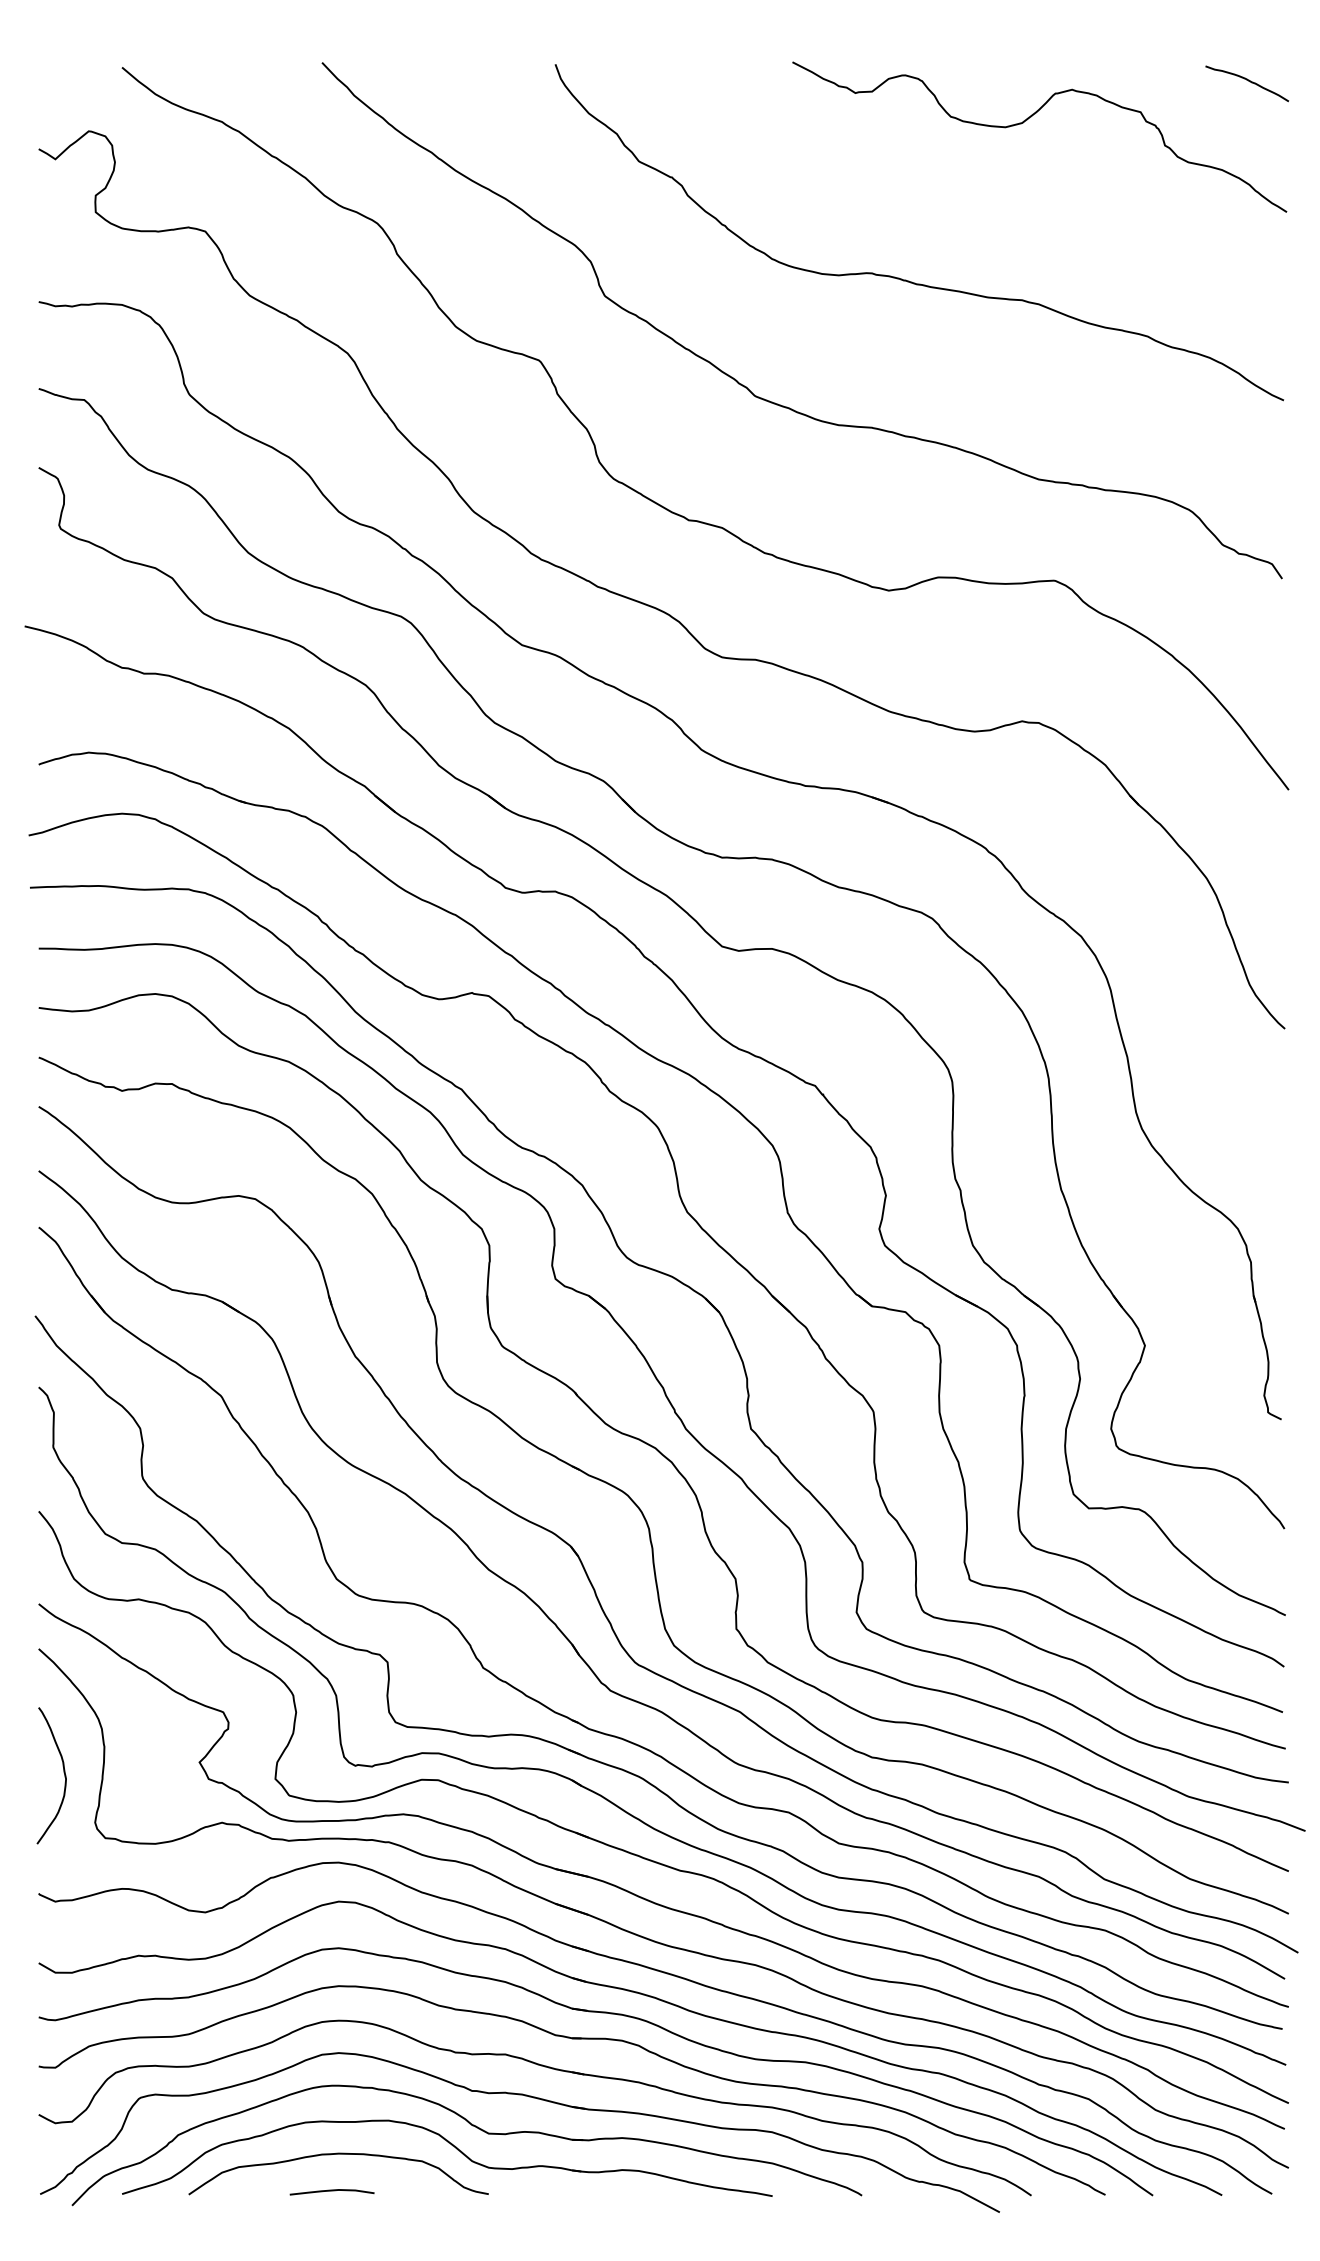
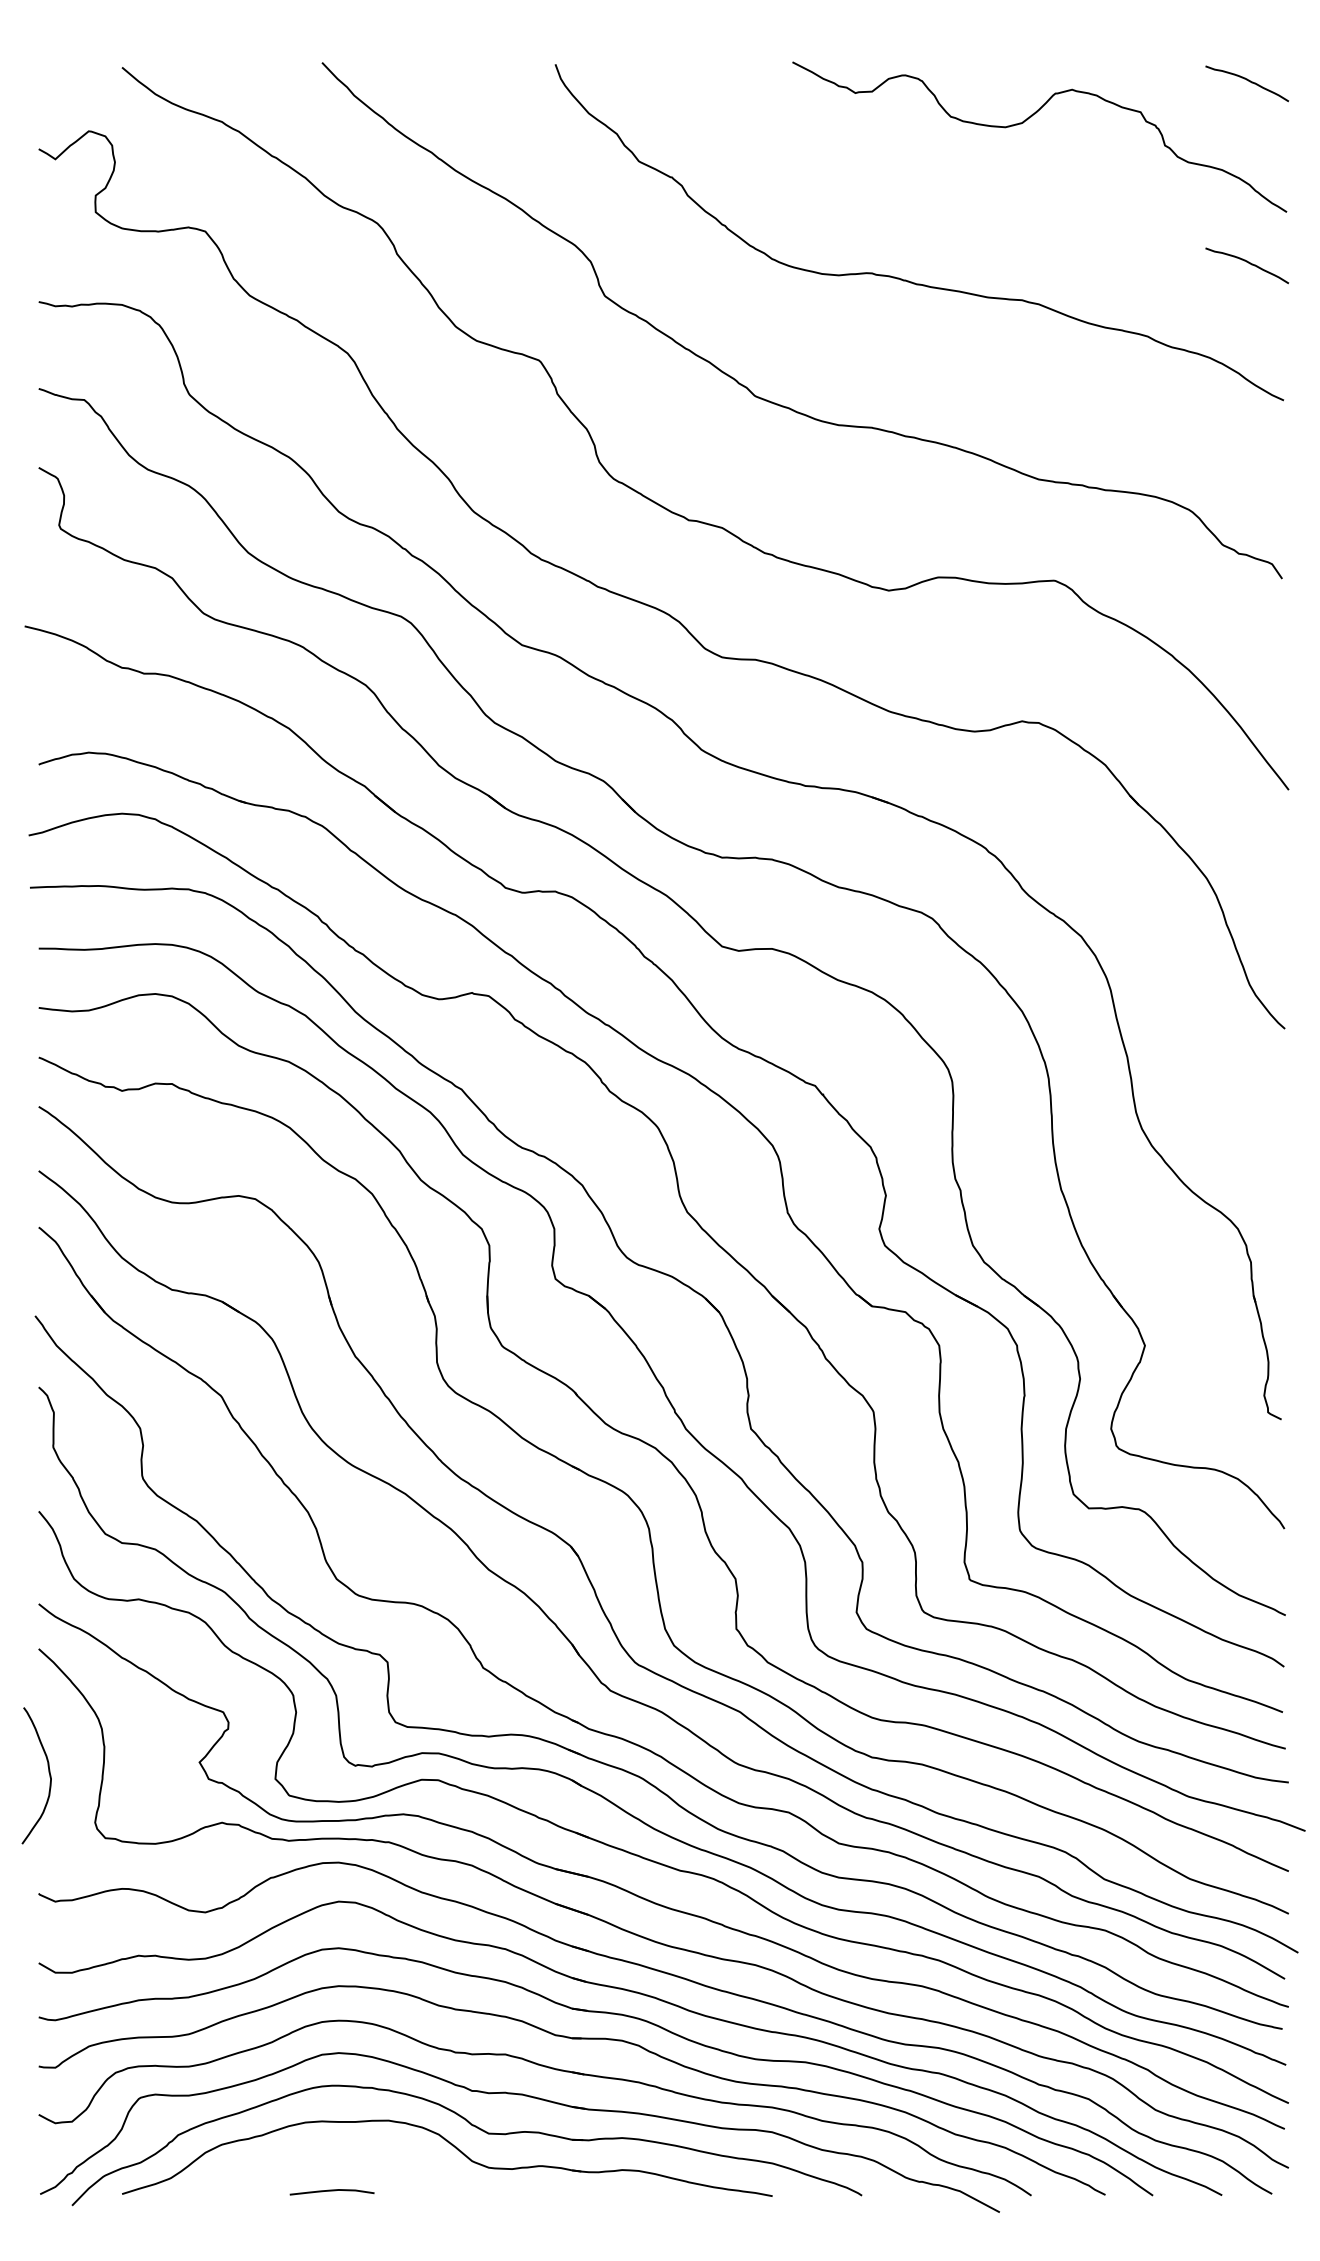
curve: none -> present (1248, 263)
curve position: (63, 1772) -> (48, 1772) (48, 1772)
curve: present -> none (338, 2154)
